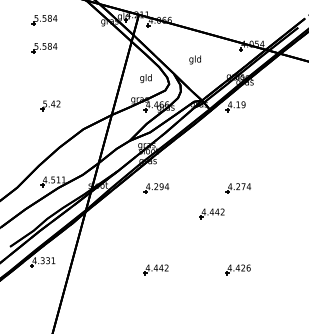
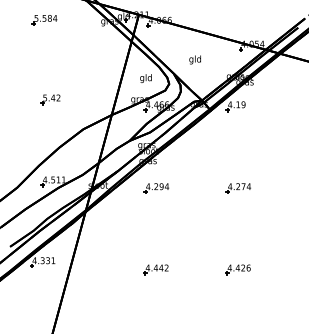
part: present -> none (44, 48)
part position: (50, 105) -> (50, 99) (50, 99)
part: present -> none (211, 213)
